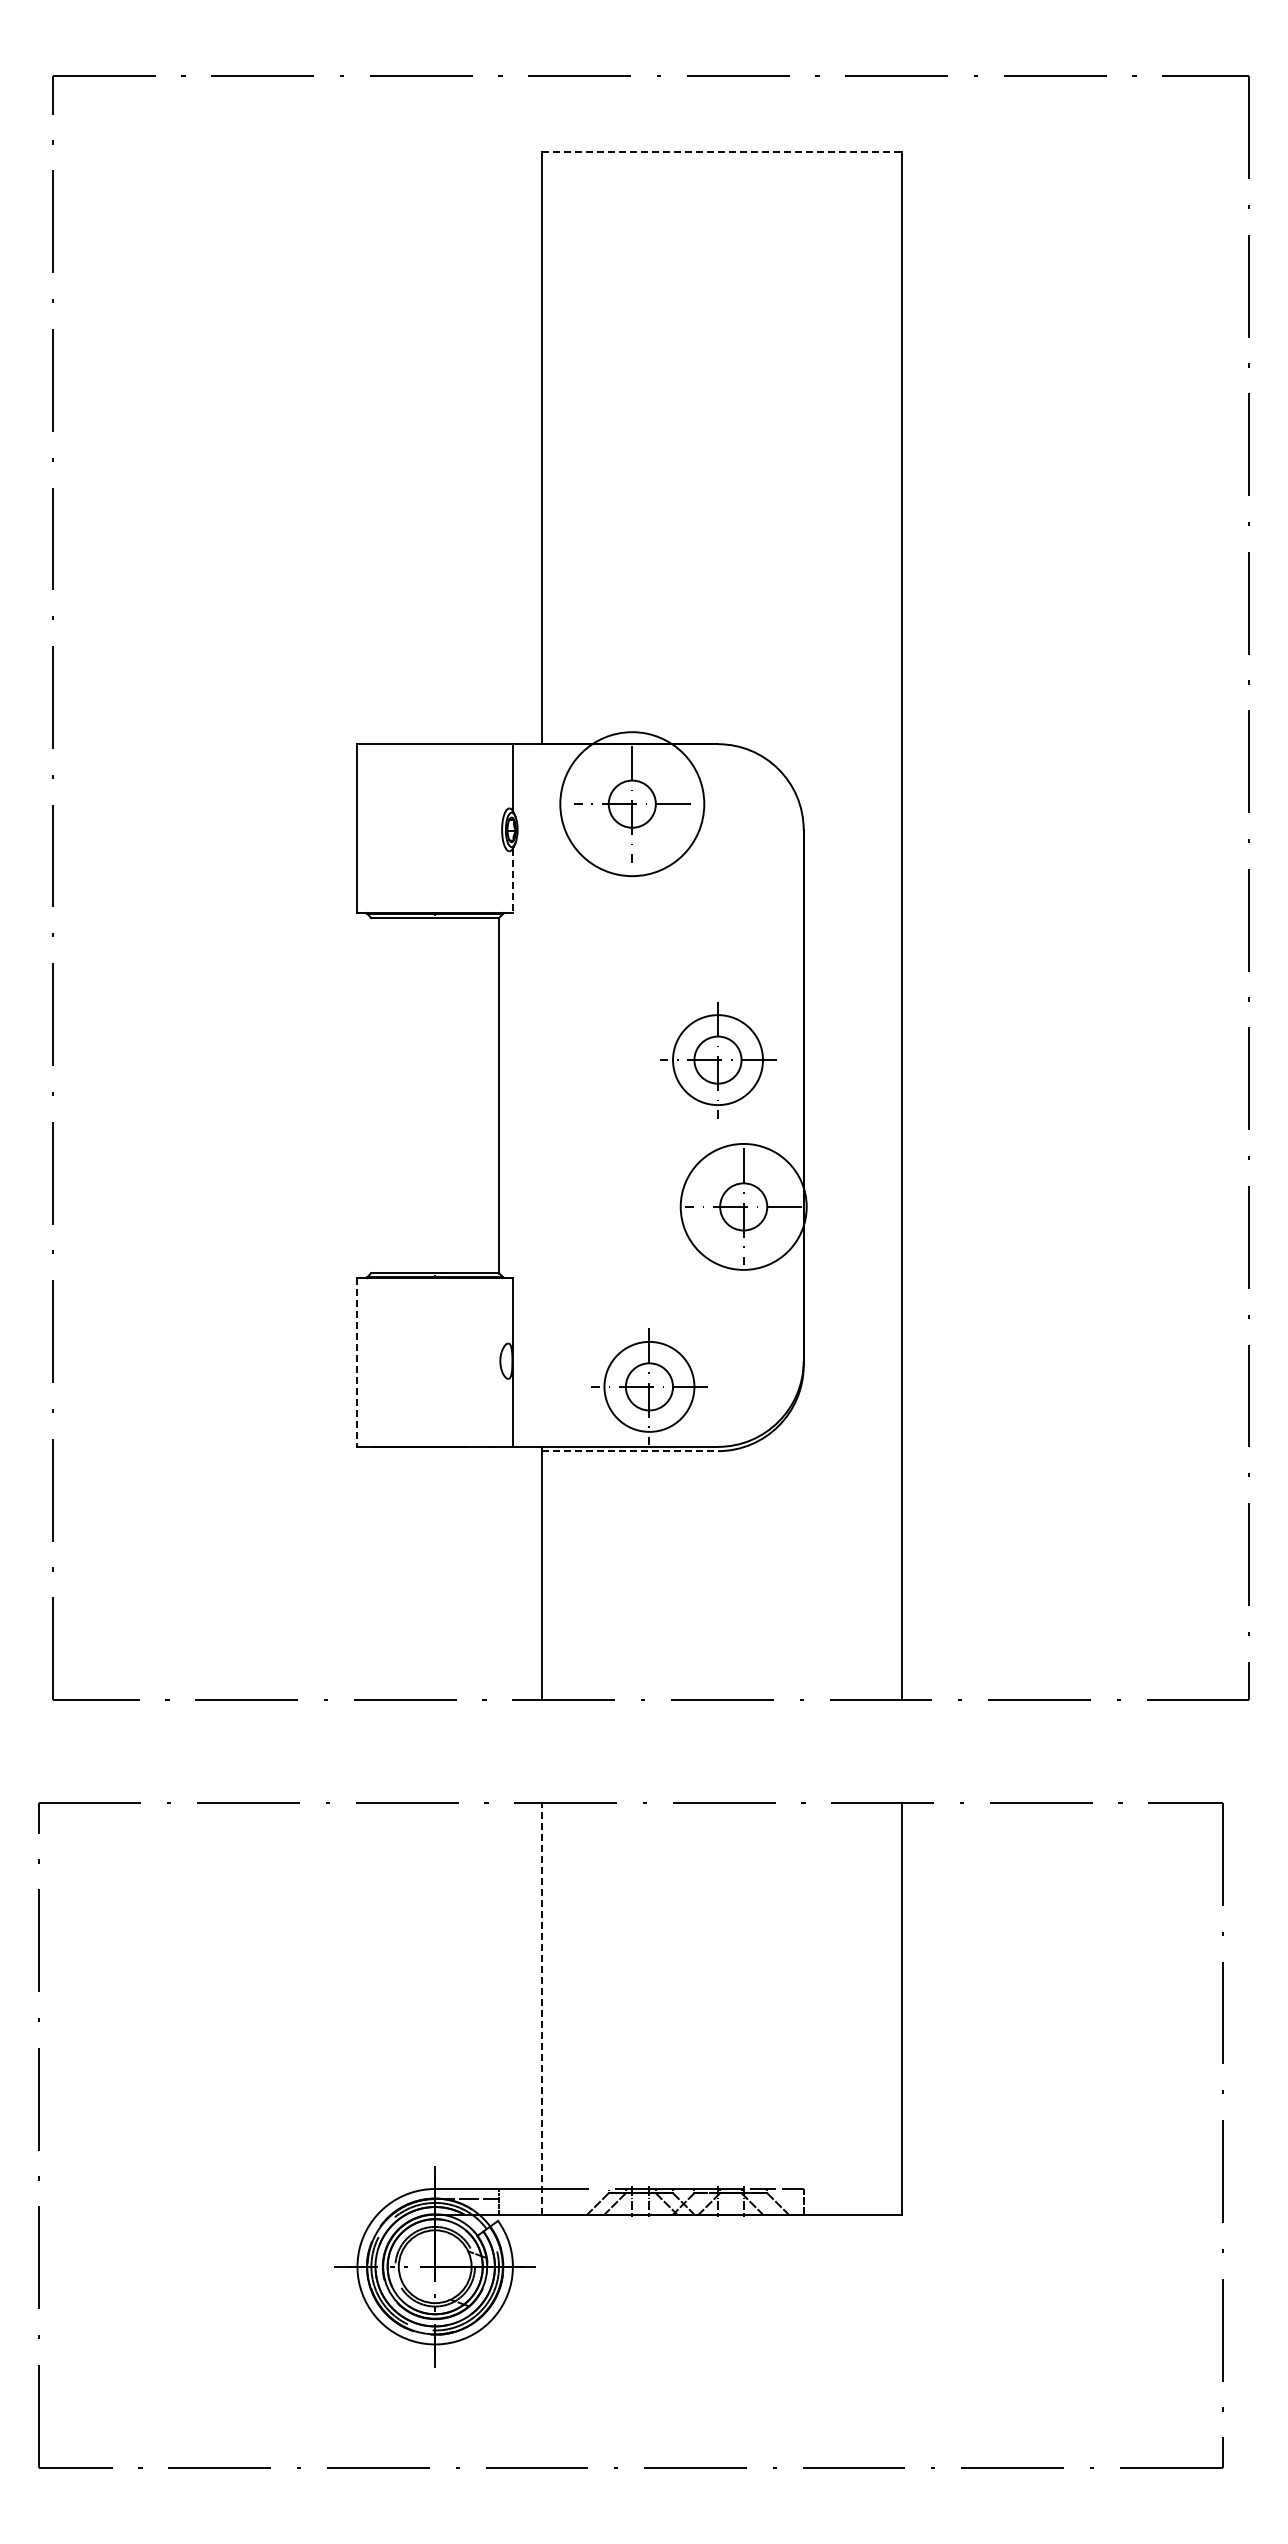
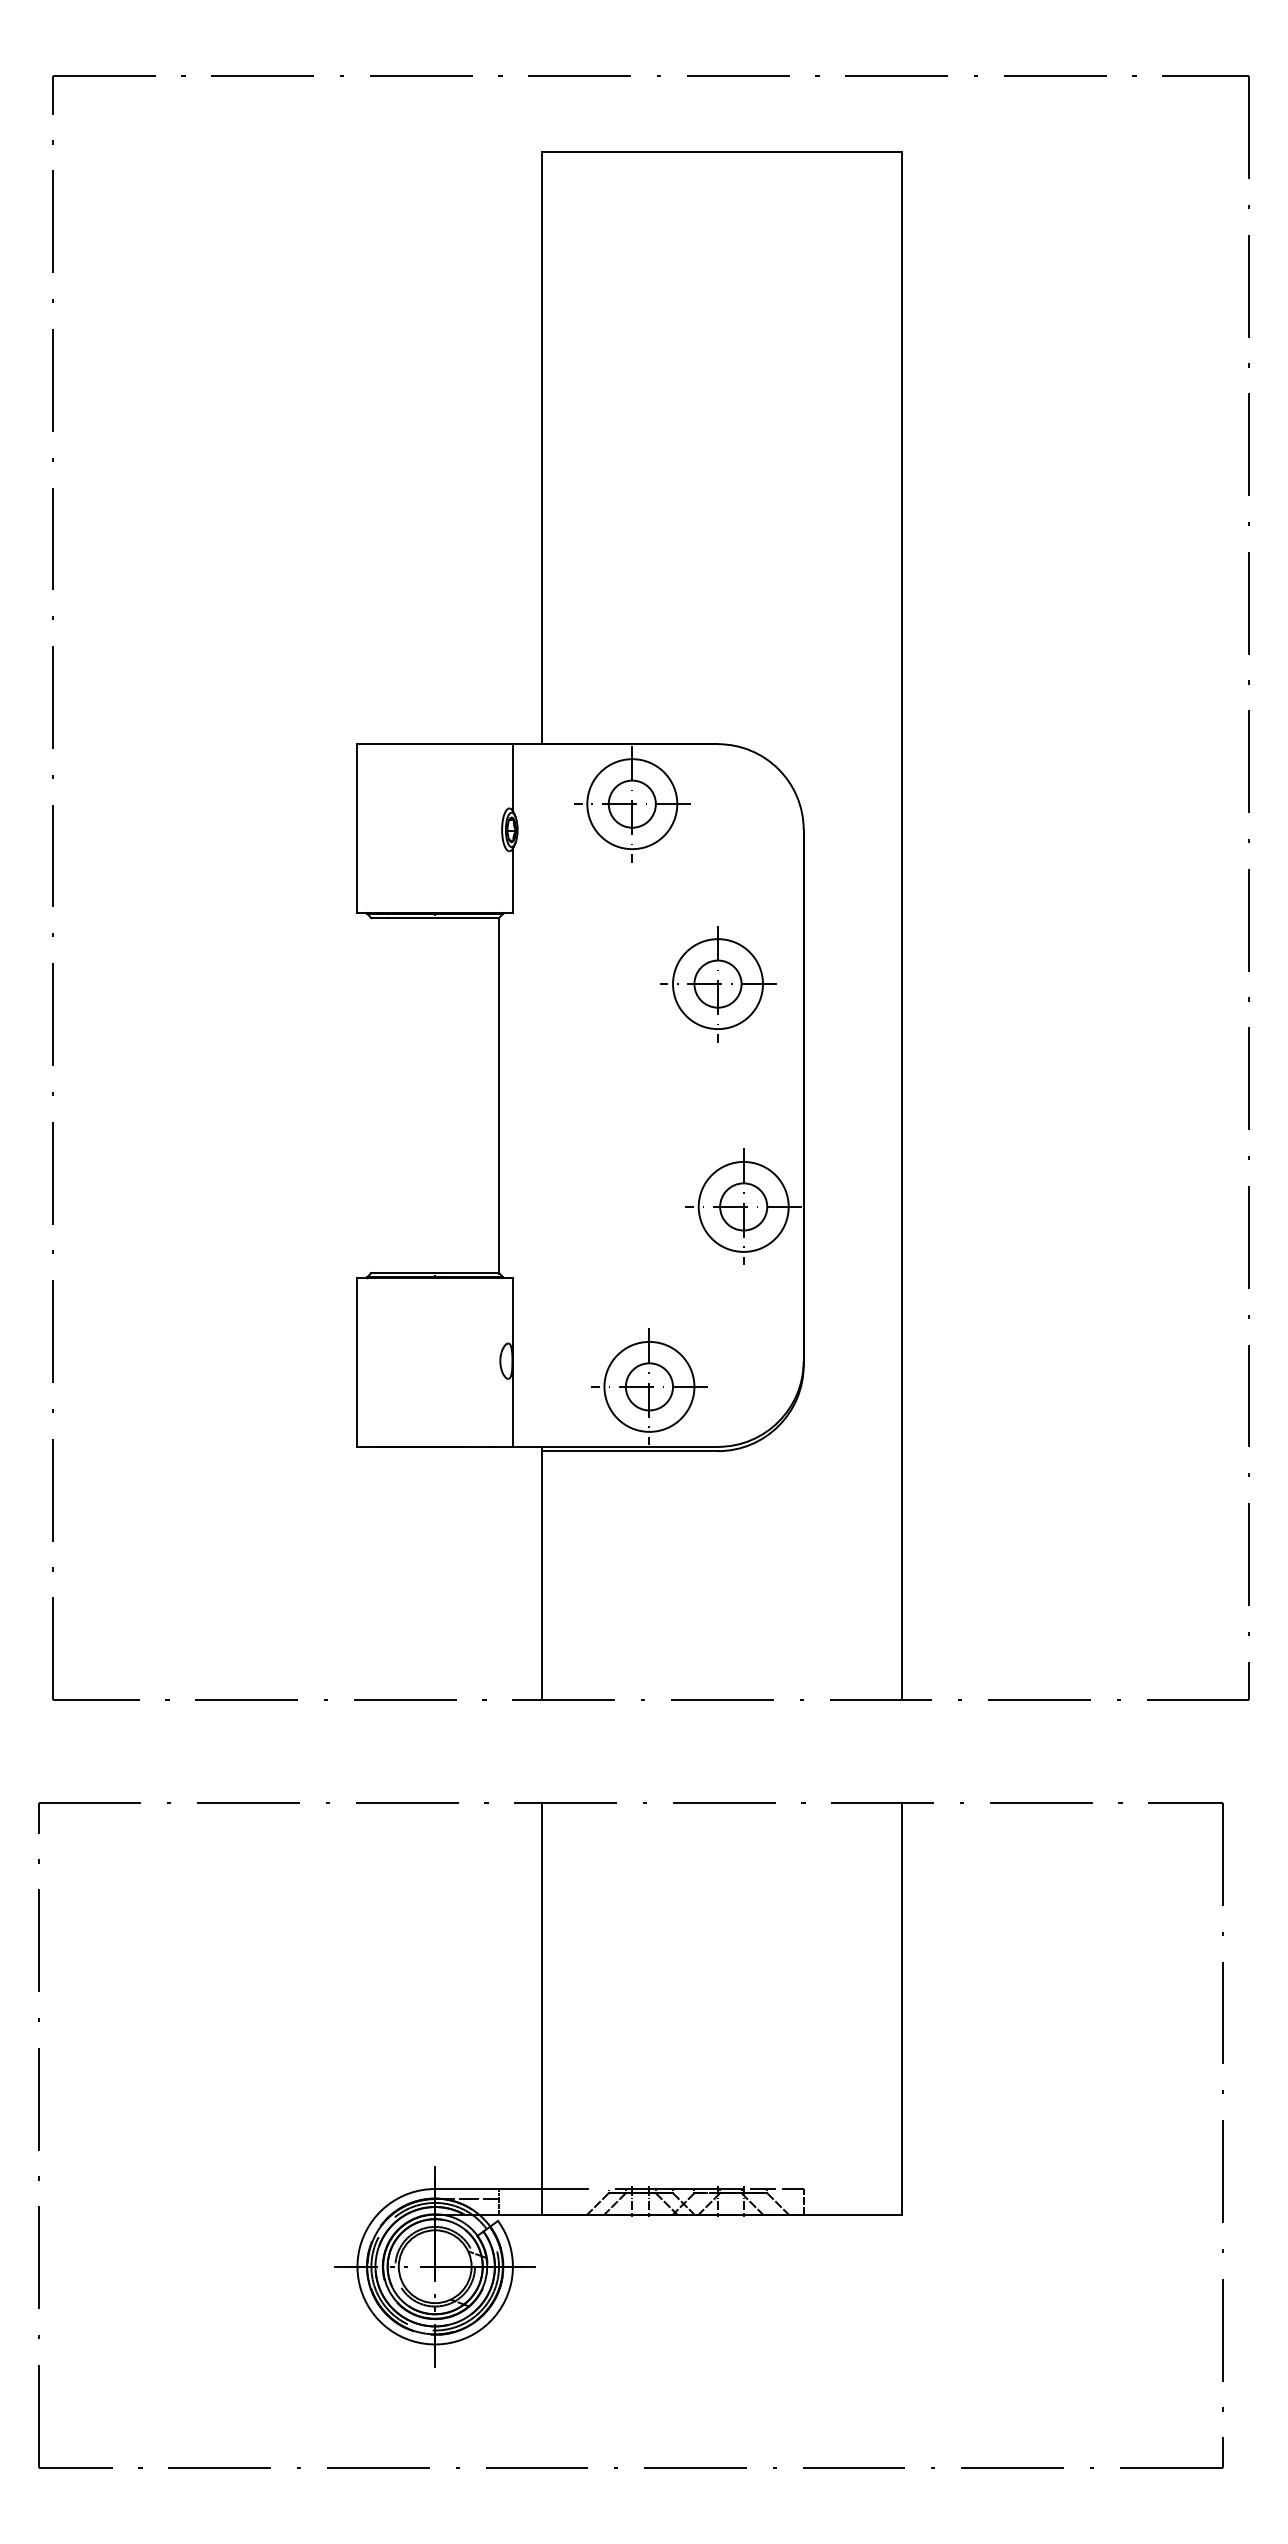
line: dashed -> solid (722, 152)
circle diameter: 144 px -> 90 px (632, 804)
line: dashed -> solid (513, 881)
part position: (718, 1060) -> (718, 984) (718, 984)
circle diameter: 126 px -> 90 px (743, 1206)
line: dashed -> solid (357, 1362)
line: dashed -> solid (630, 1451)
line: dashed -> solid (542, 2008)
